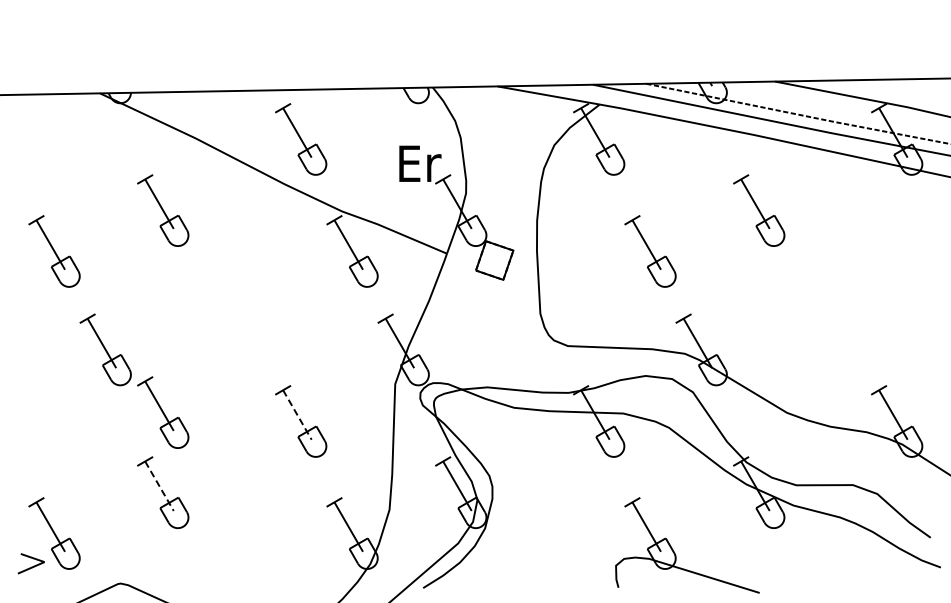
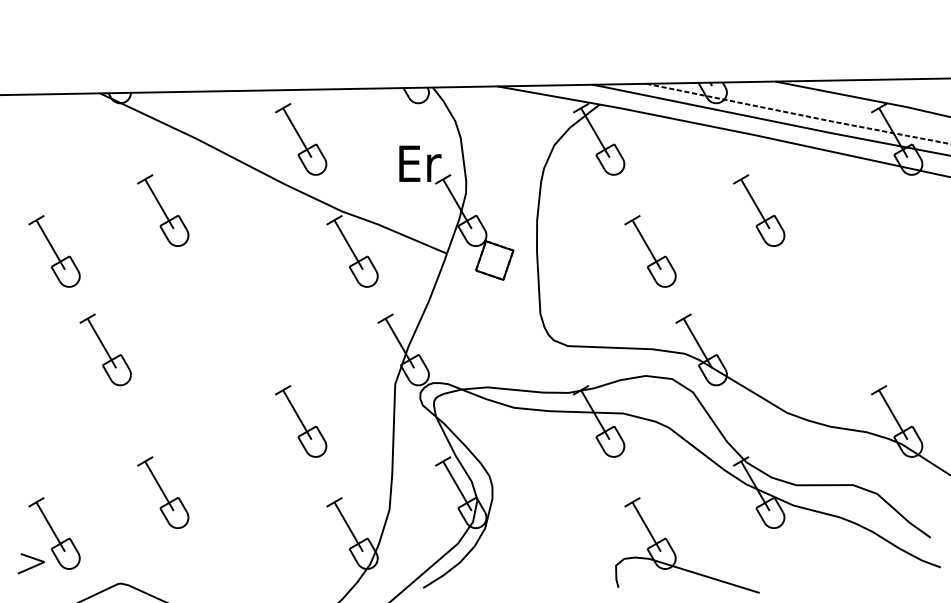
part: present -> none (163, 412)
line: dashed -> solid (297, 415)
line: dashed -> solid (159, 486)
